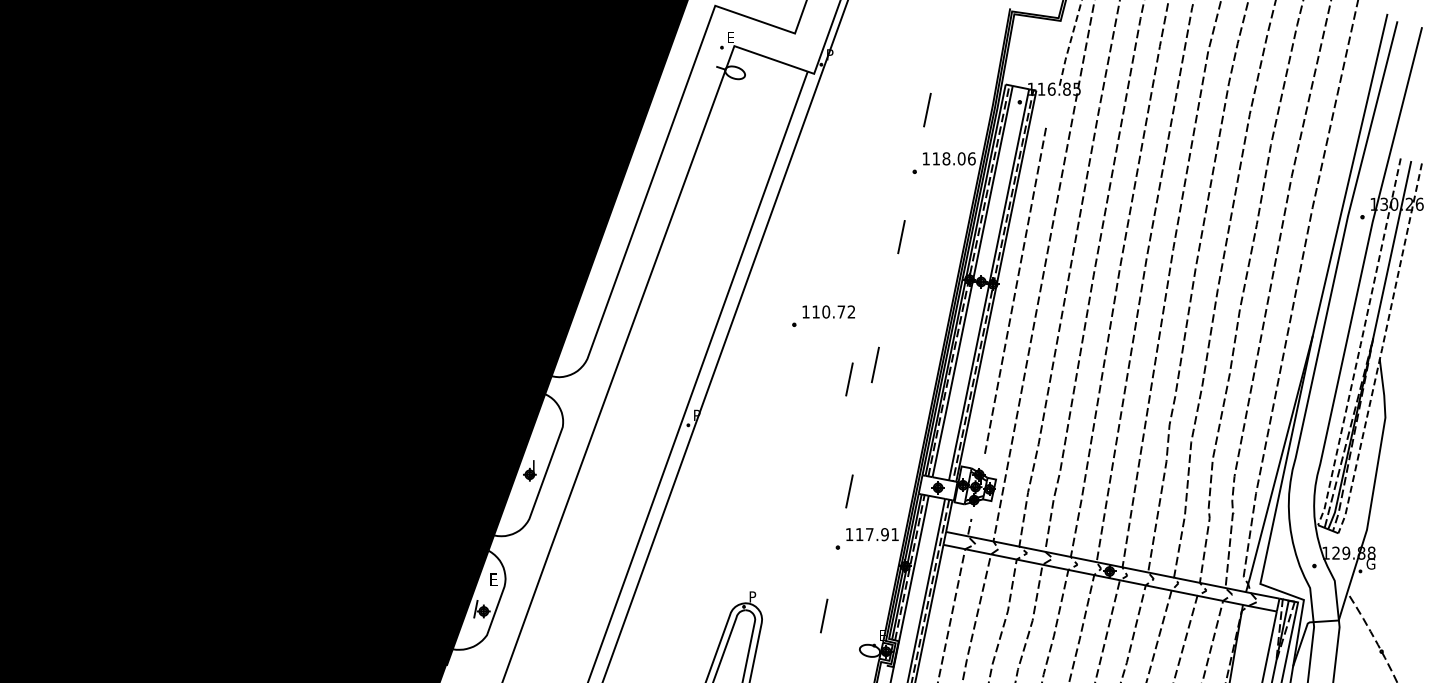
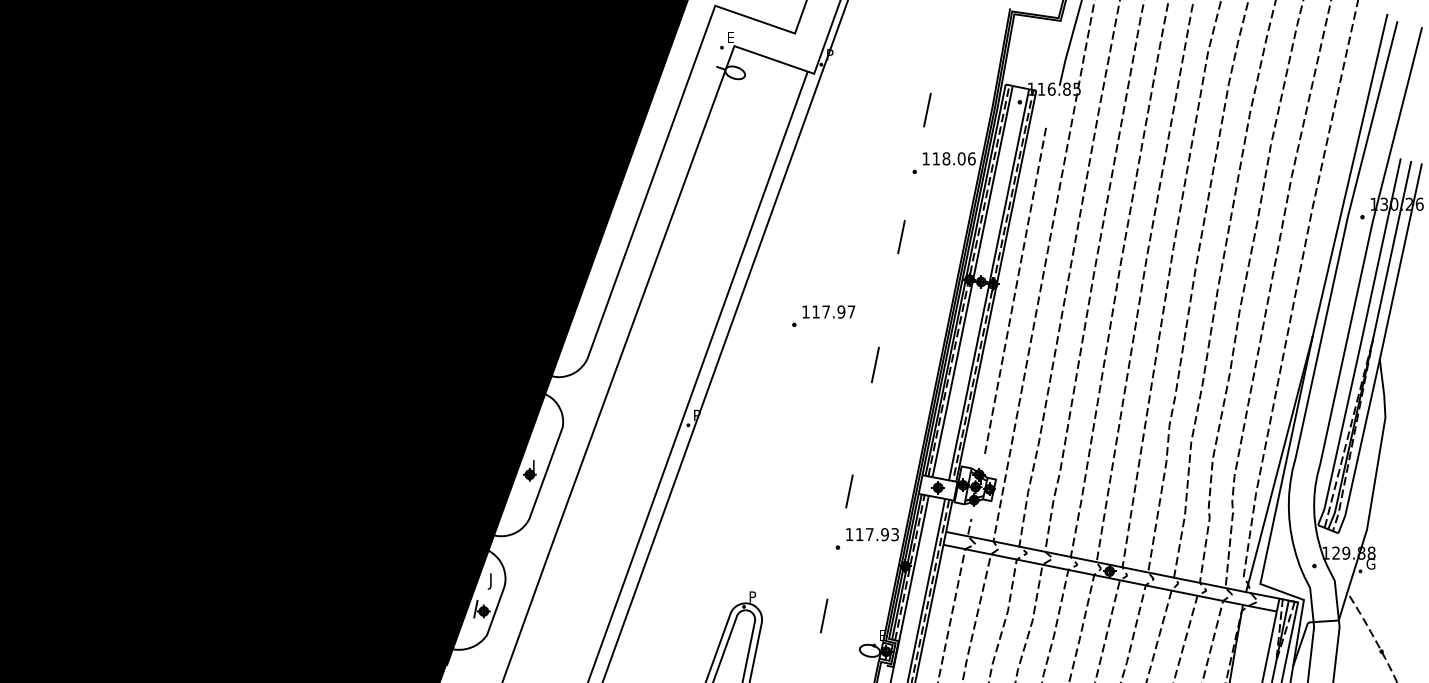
line: dashed -> solid (1069, 43)
text: 110.72 -> 117.97 (838, 311)
line: dashed -> solid (1360, 344)
line: dashed -> solid (1381, 349)
line: present -> none (849, 379)
text: 117.91 -> 117.93 (894, 534)
text: E -> J (492, 581)
